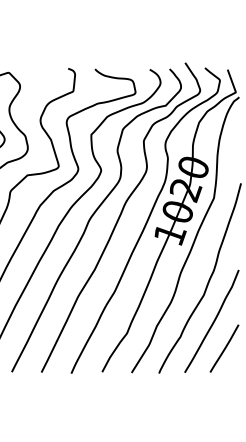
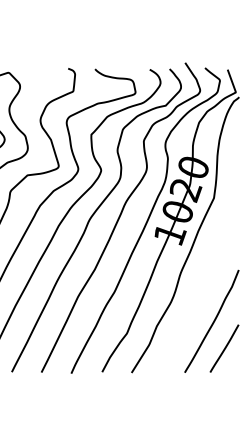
curve: present -> none (207, 282)
